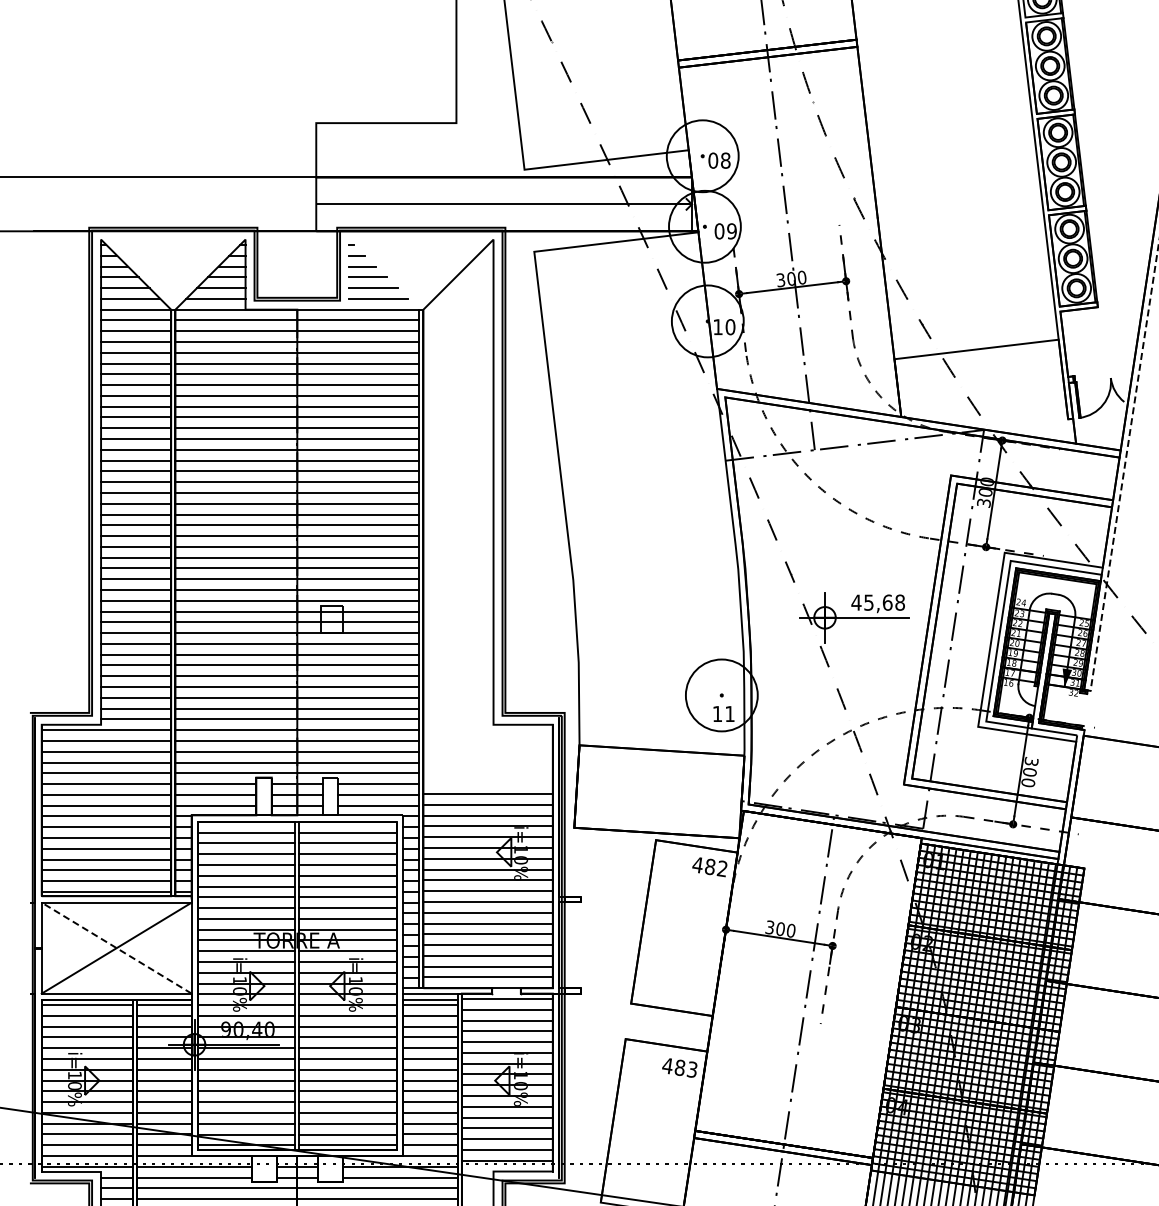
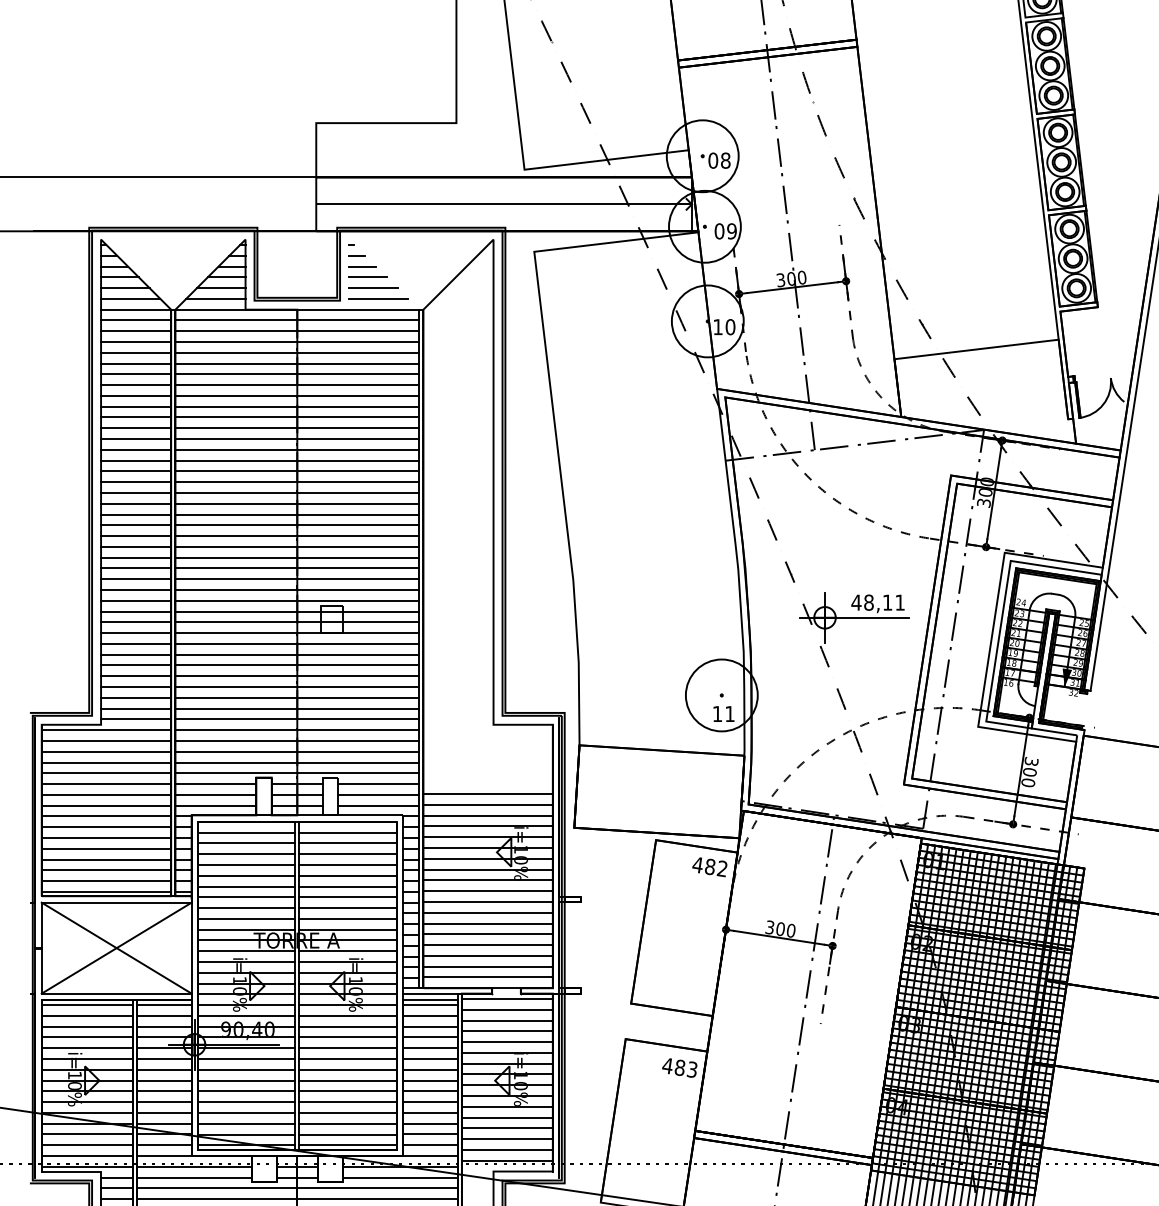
line: dashed -> solid (1124, 467)
text: 45,68 -> 48,11 (884, 602)
line: dashed -> solid (116, 948)
